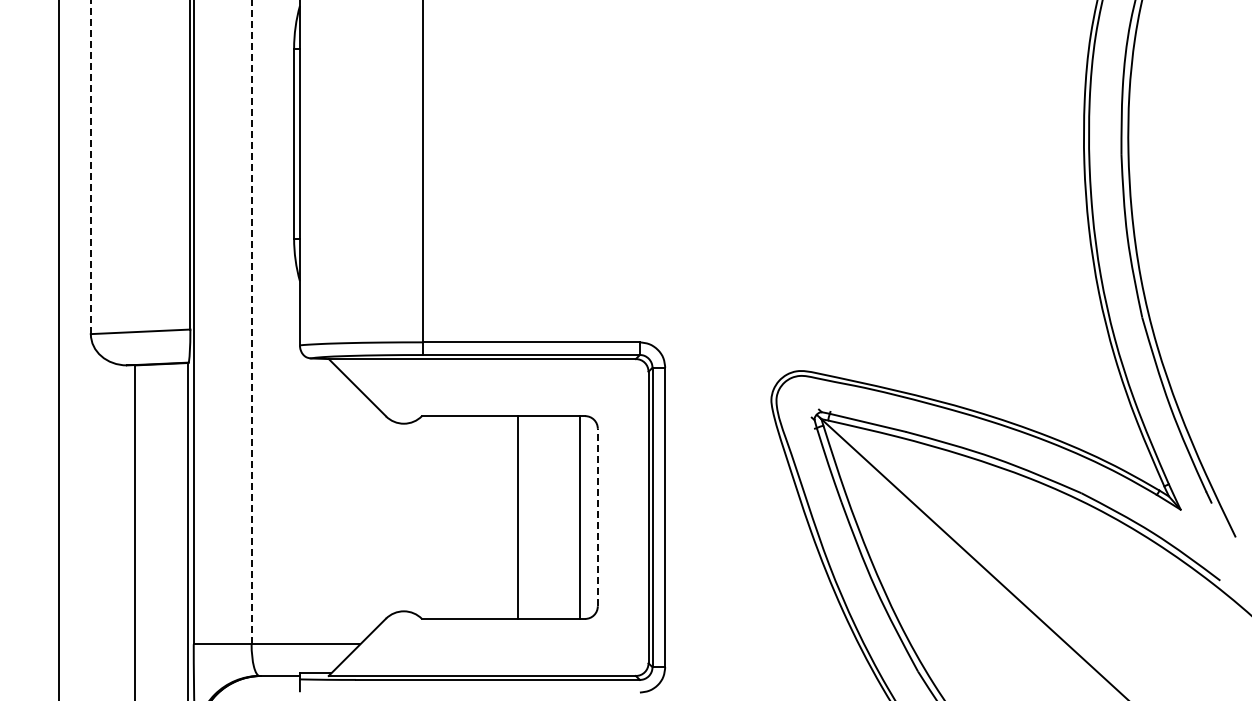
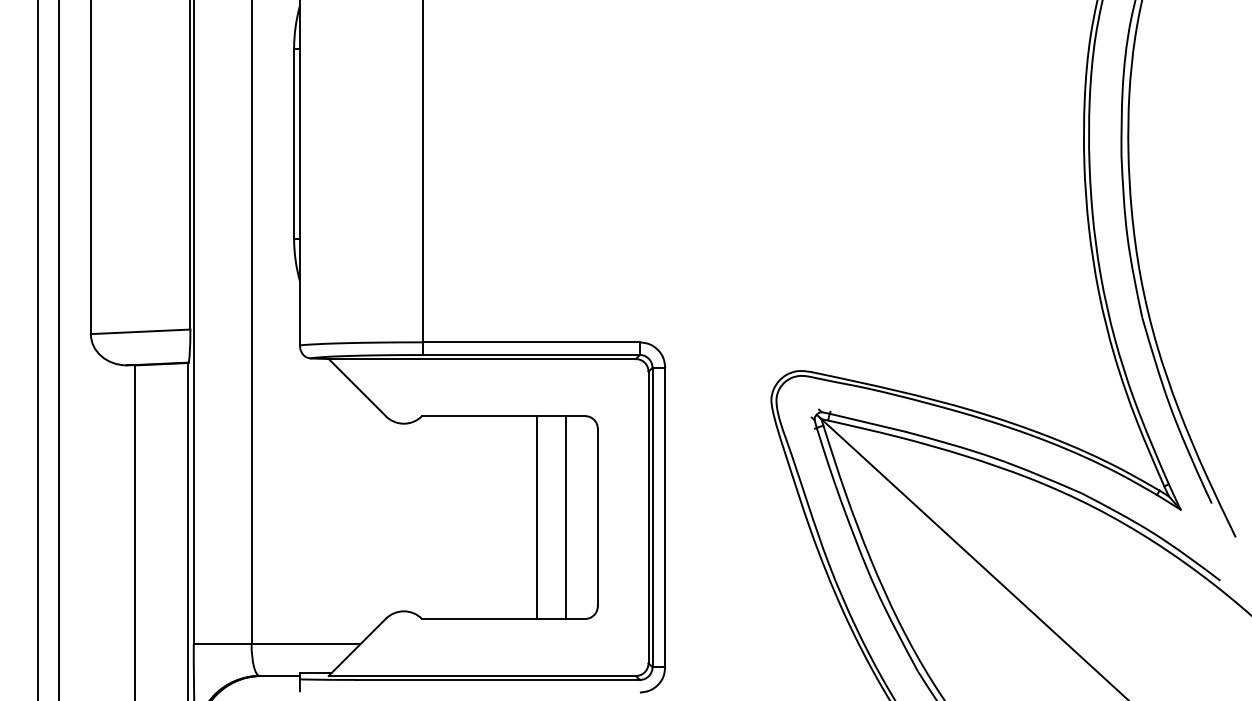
line: dashed -> solid (90, 167)
line: dashed -> solid (251, 322)
line: none -> present (37, 350)
line position: (518, 517) -> (537, 517) (537, 517)
line position: (580, 517) -> (566, 517) (566, 517)
line: dashed -> solid (597, 517)
